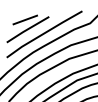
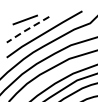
line: solid -> dashed (27, 29)
